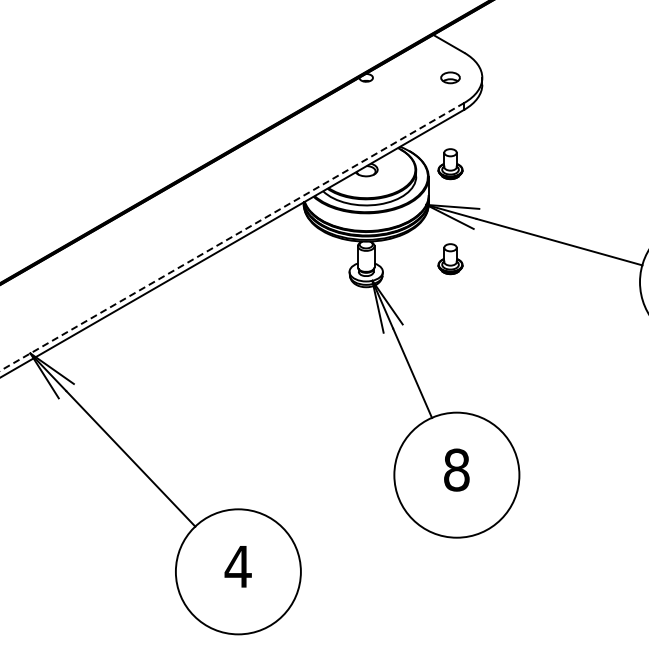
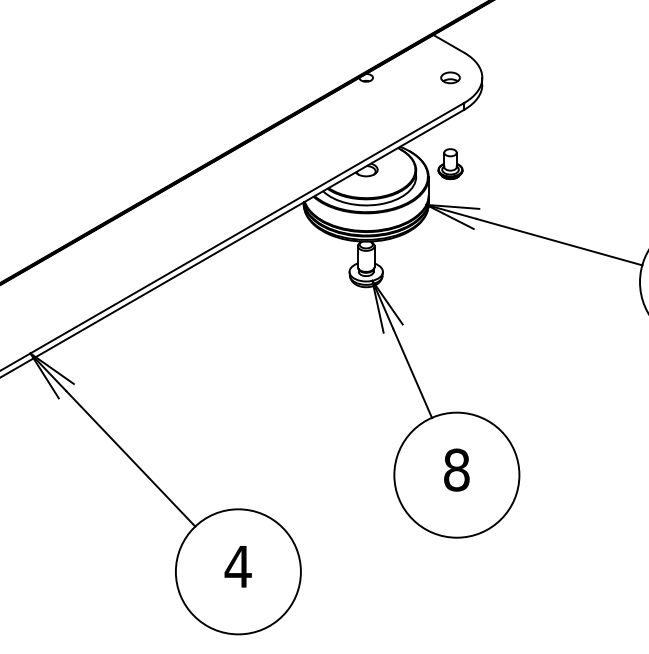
line: dashed -> solid (232, 236)
part: present -> none (450, 259)
